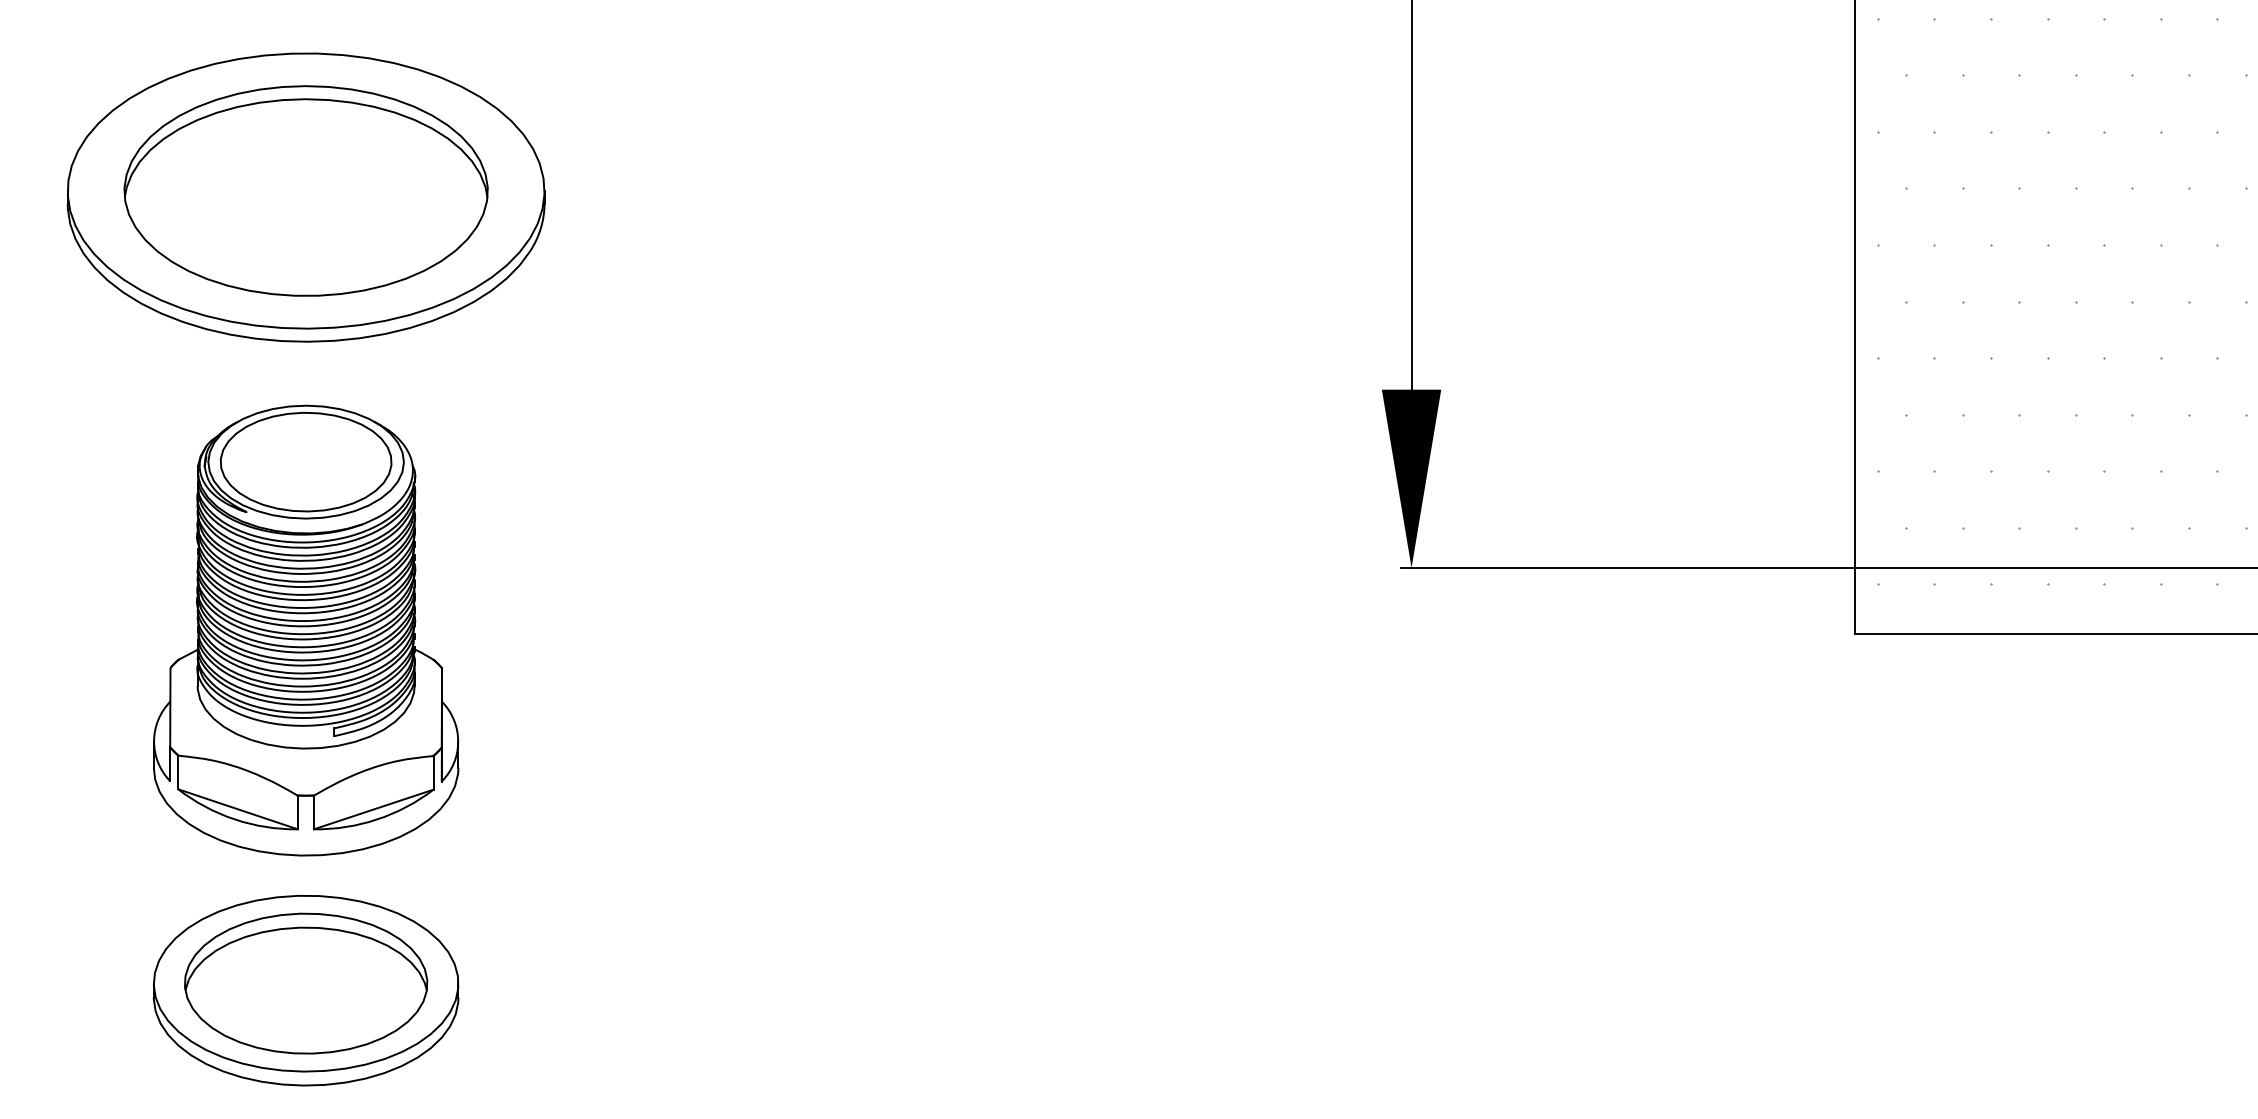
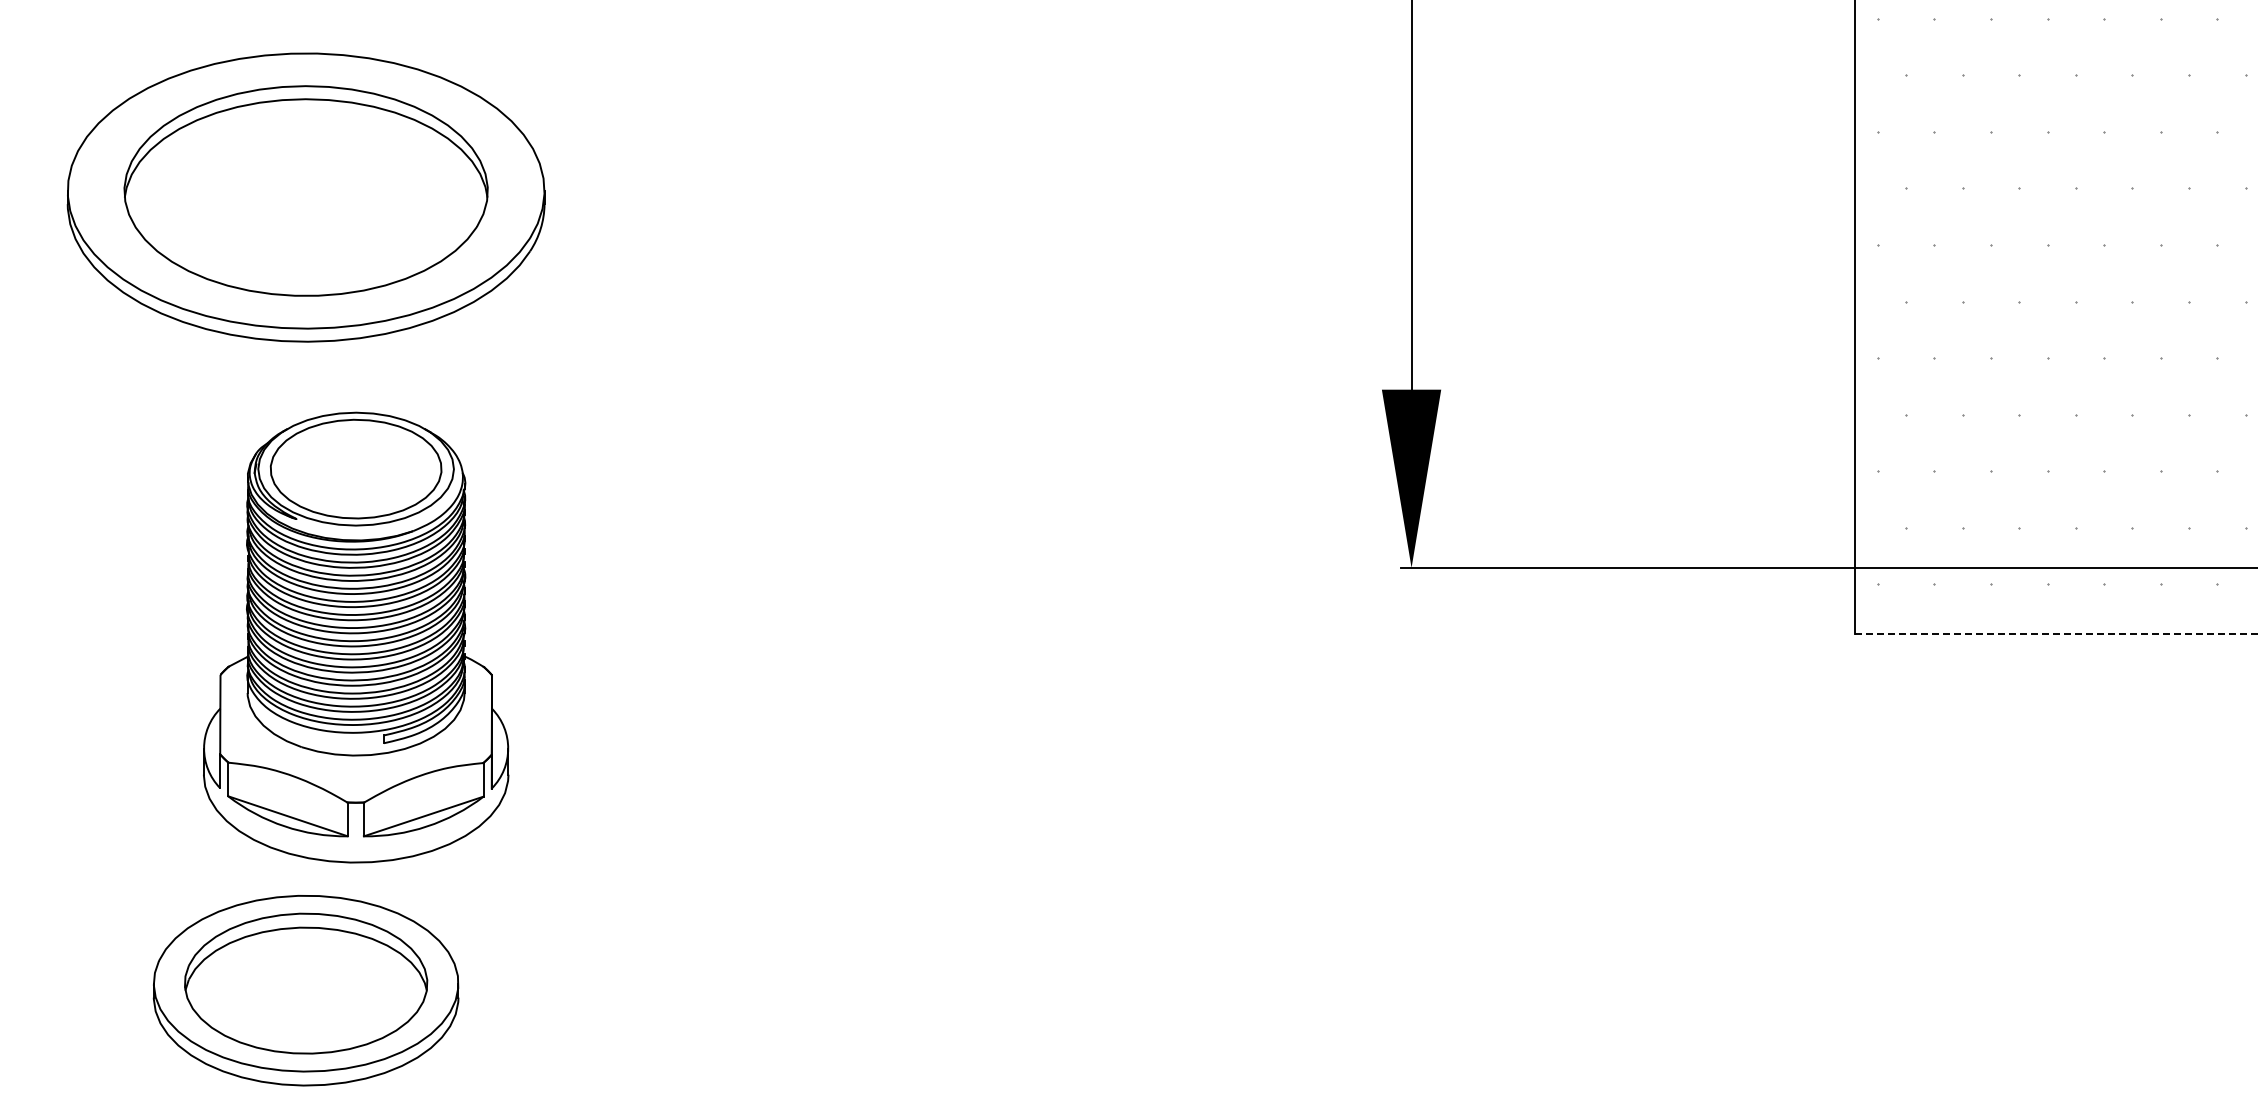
part position: (306, 630) -> (356, 637) (356, 637)
line: solid -> dashed (2056, 633)
